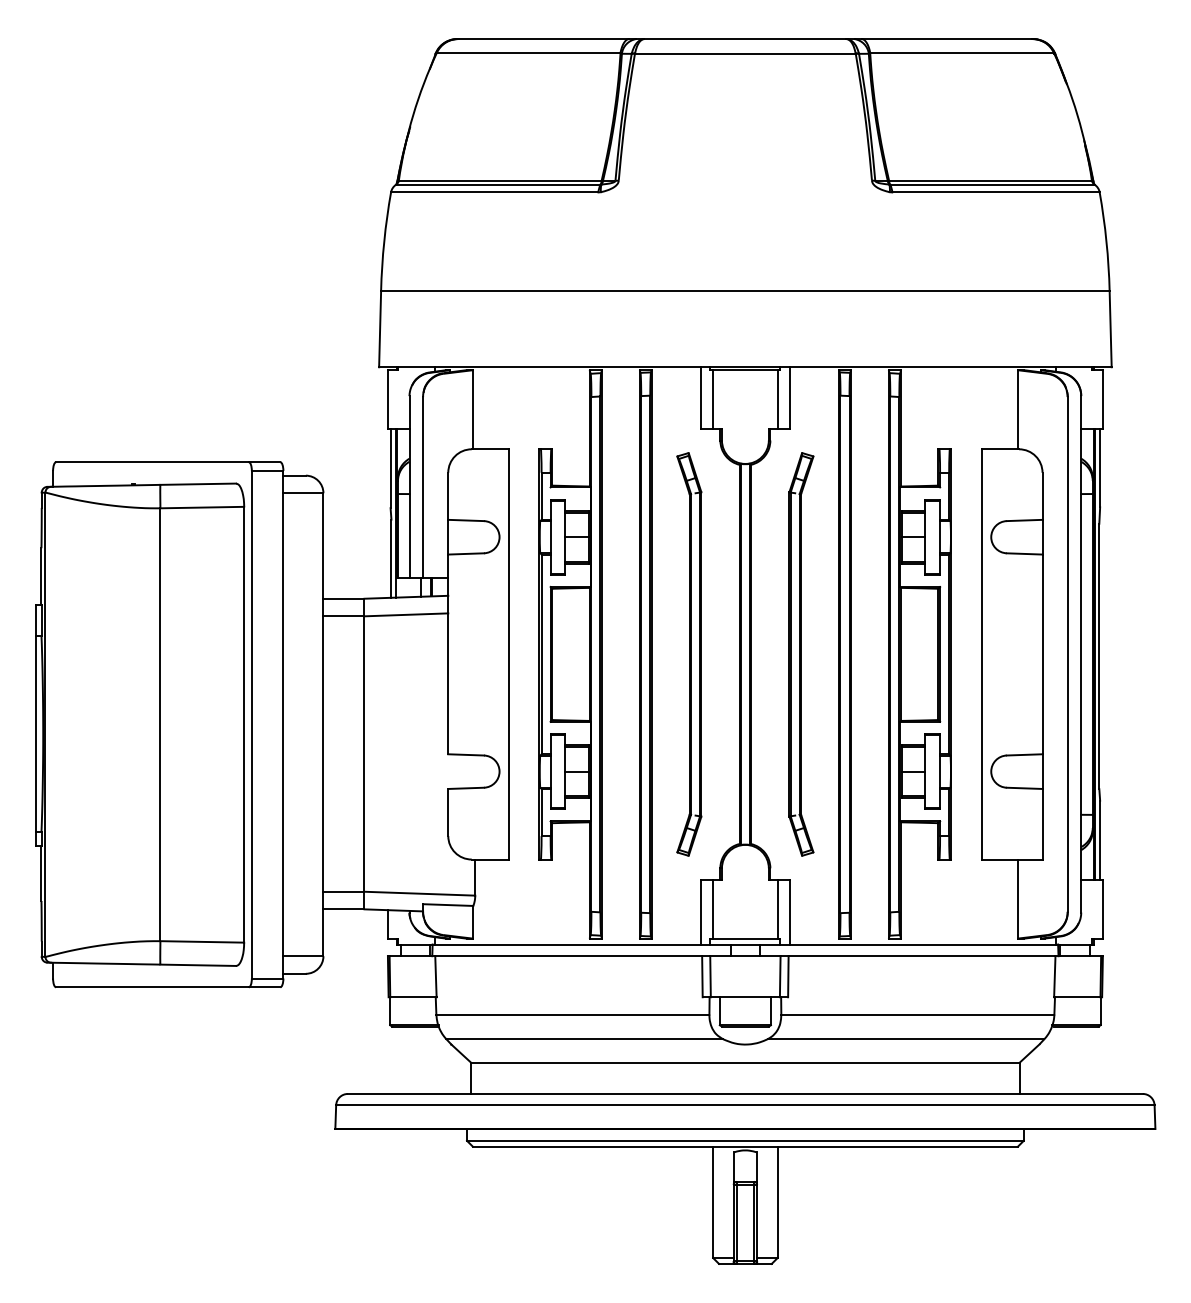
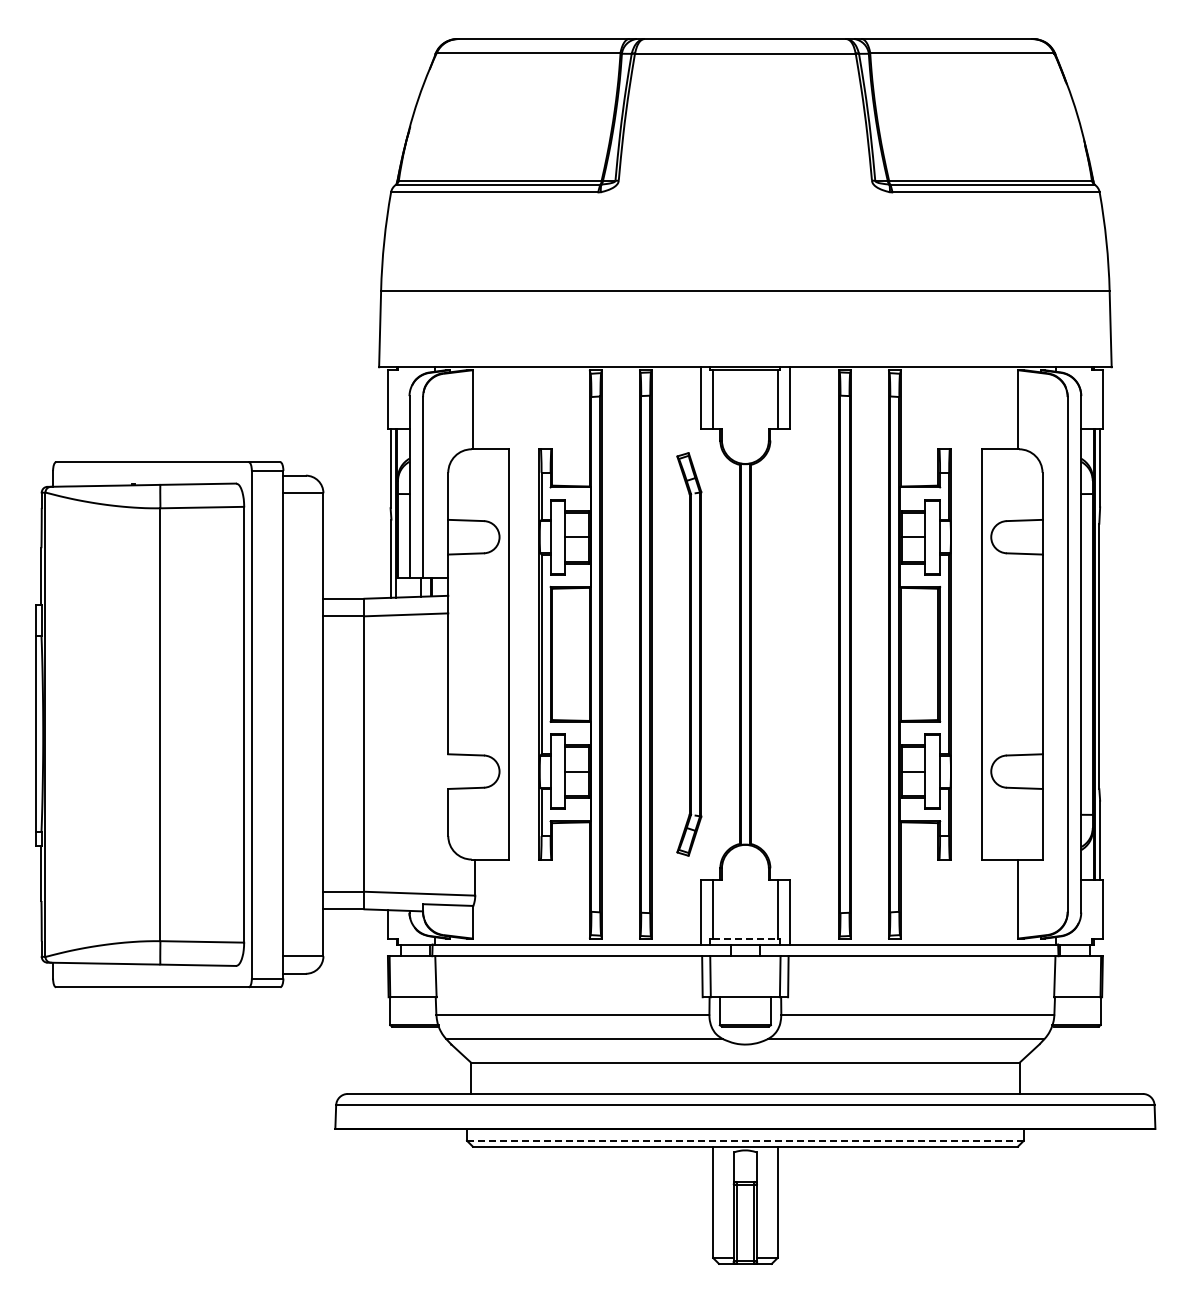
part: present -> none (801, 654)
line: solid -> dashed (745, 938)
line: solid -> dashed (745, 1140)
